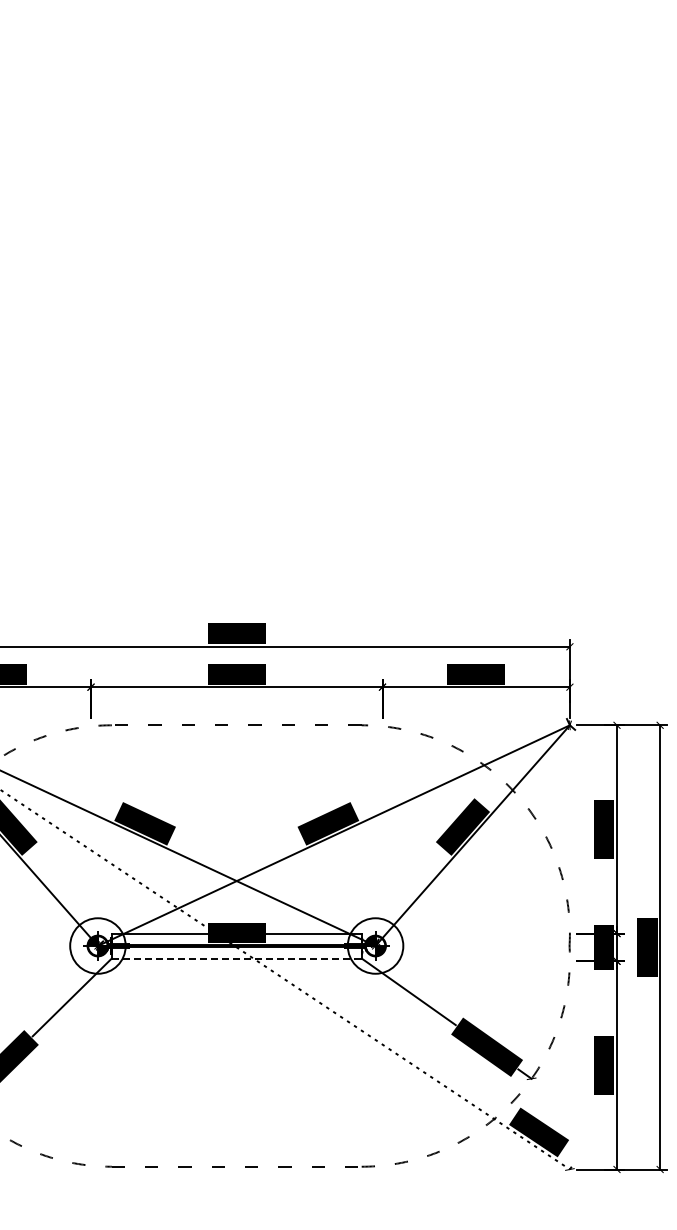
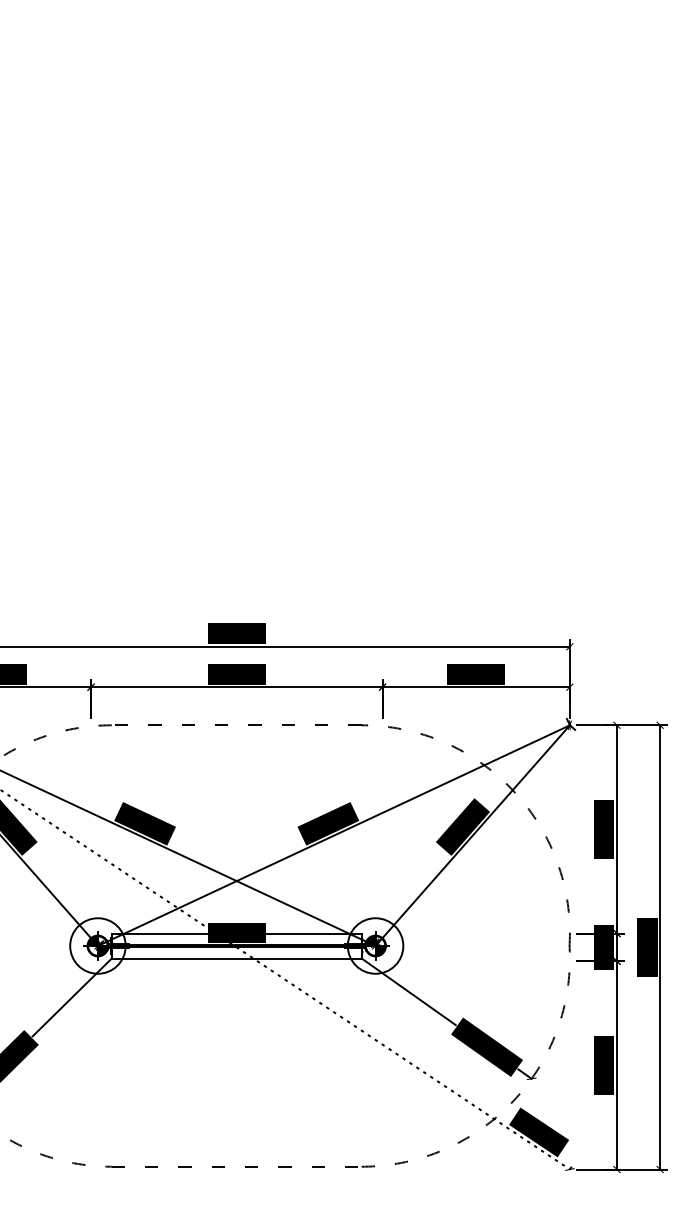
line: dashed -> solid (236, 958)
